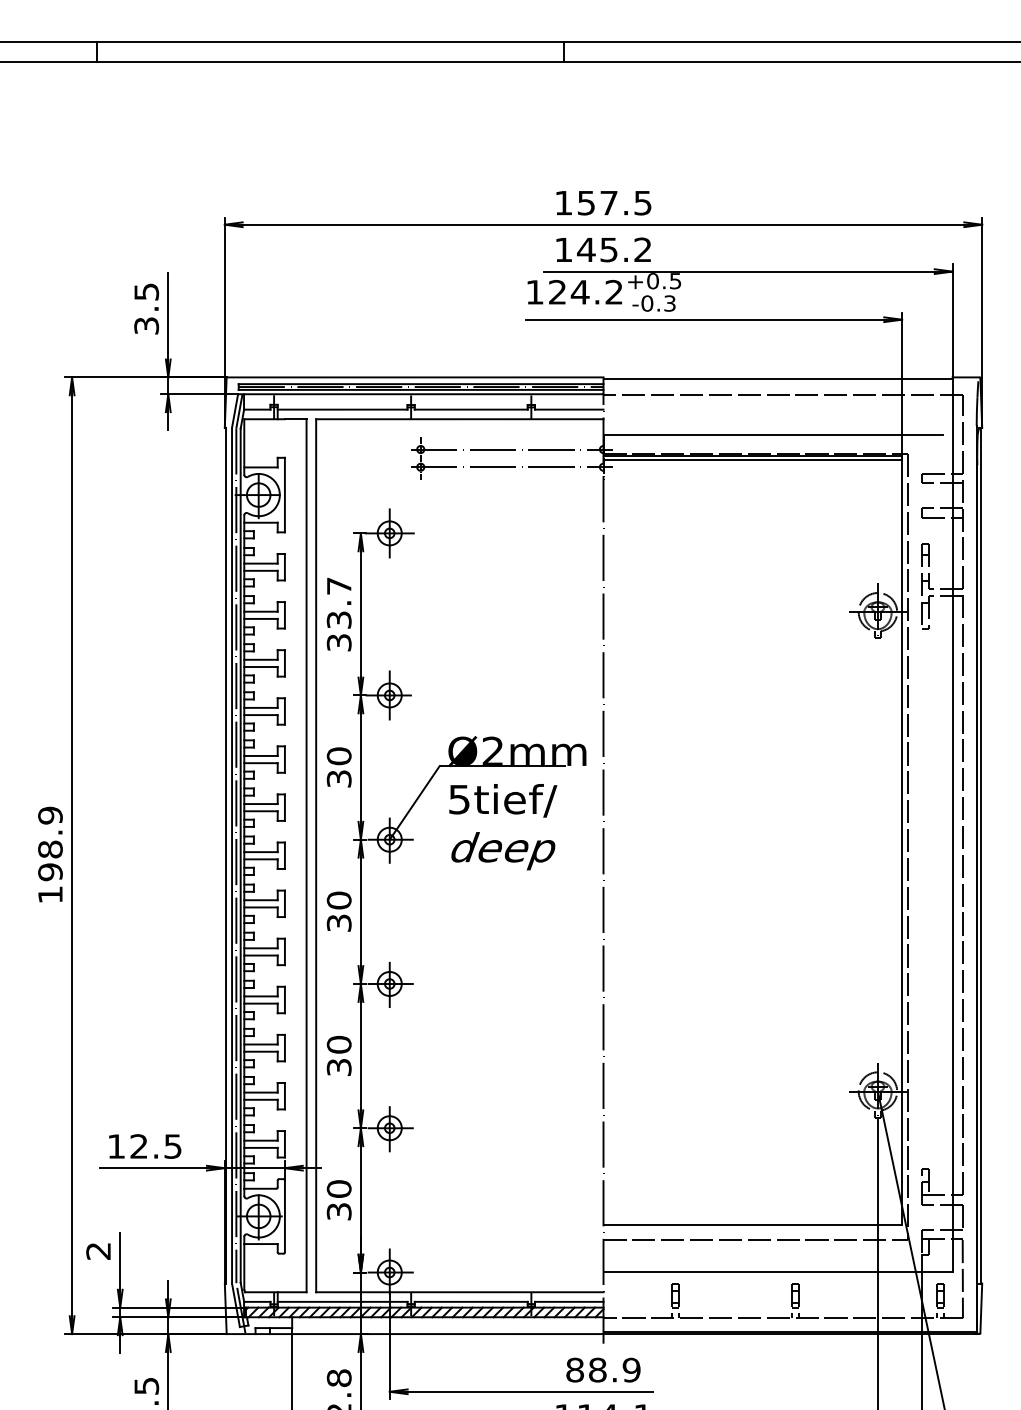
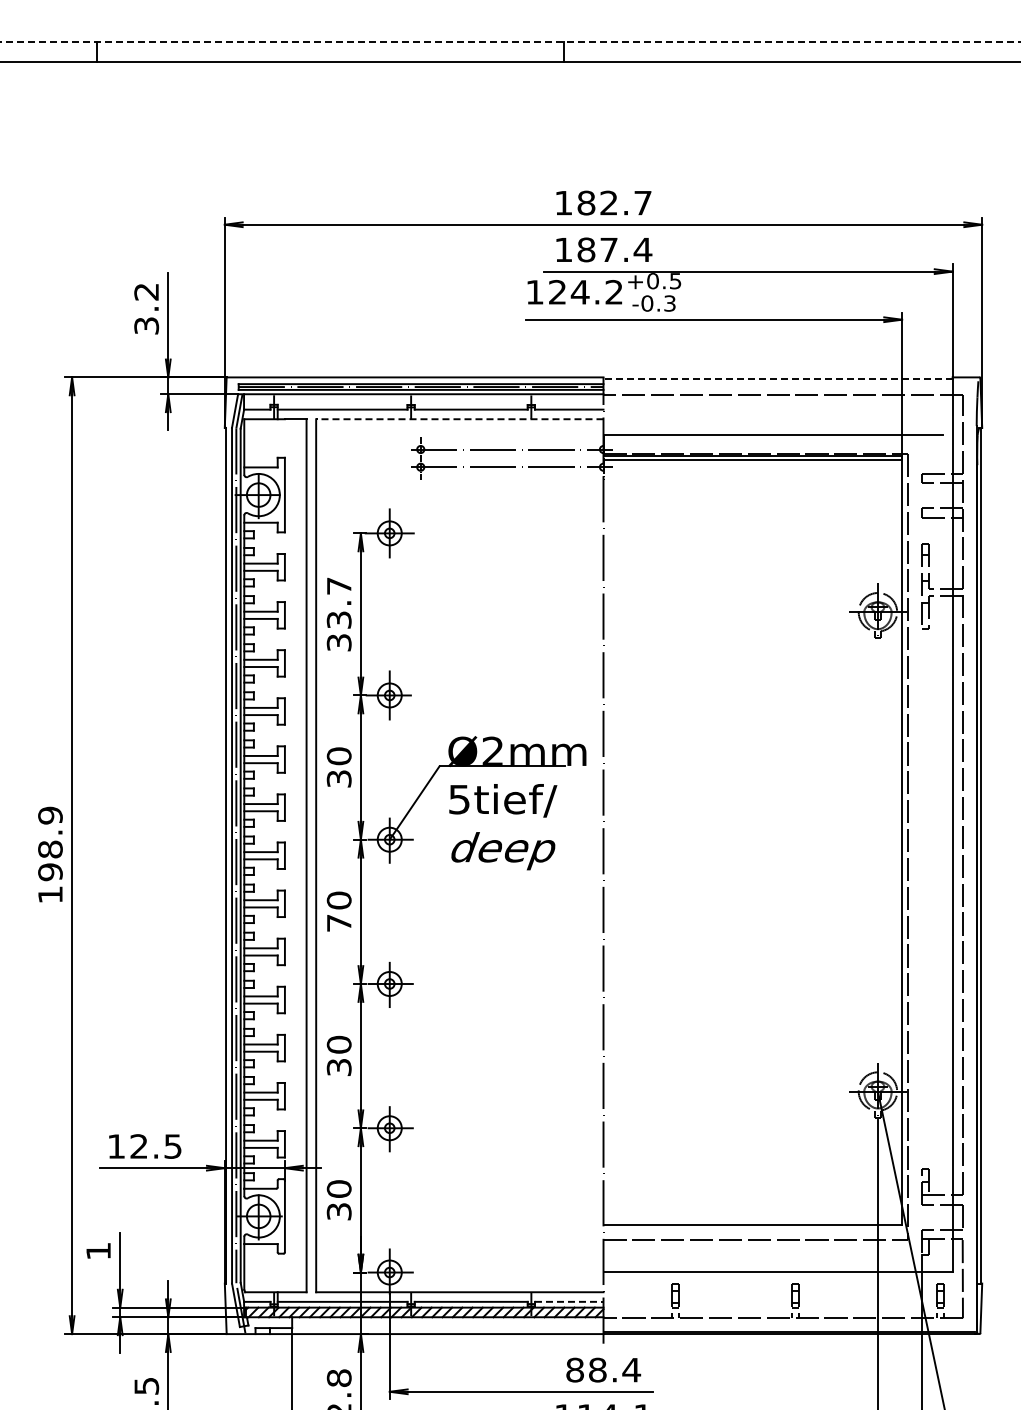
line: solid -> dashed (510, 42)
text: 157.5 -> 182.7 (614, 202)
text: 145.2 -> 187.4 (614, 249)
text: 3.5 -> 3.2 (146, 291)
line: solid -> dashed (778, 378)
line: solid -> dashed (459, 419)
text: 30 -> 70 (338, 922)
text: 2 -> 1 (98, 1251)
line: solid -> dashed (569, 1301)
text: 88.9 -> 88.4 (631, 1369)
